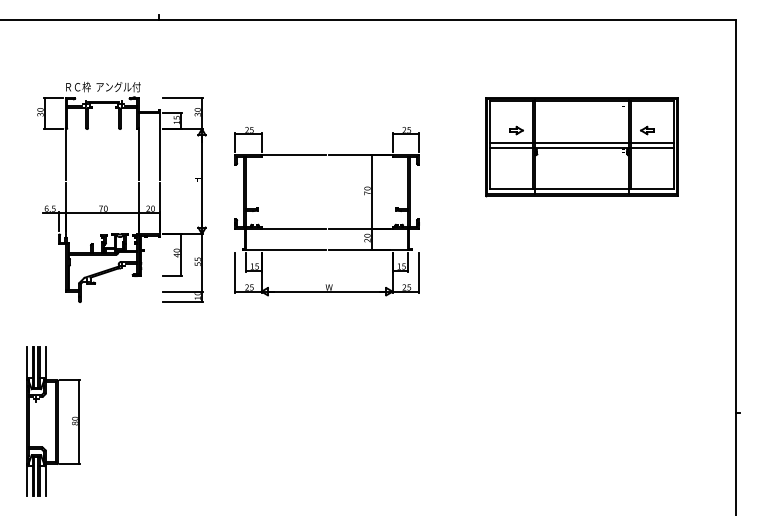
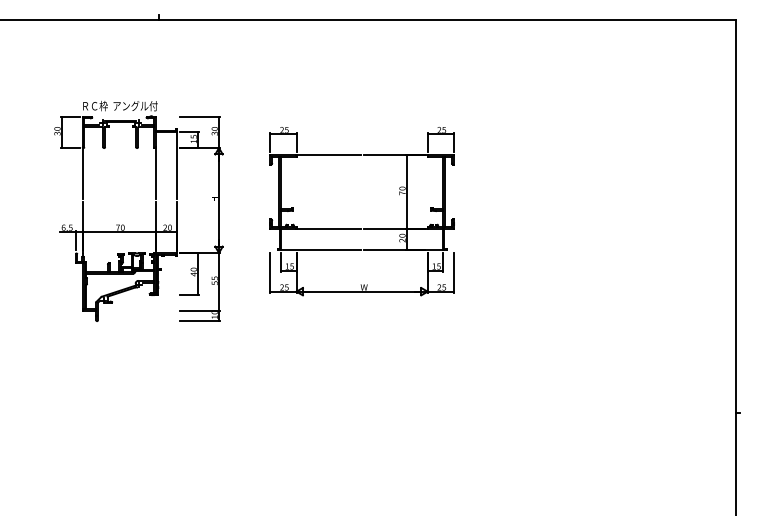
part: present -> none (581, 147)
part position: (138, 192) -> (155, 211) (155, 211)
part position: (326, 228) -> (361, 228) (361, 228)
part: present -> none (53, 421)
